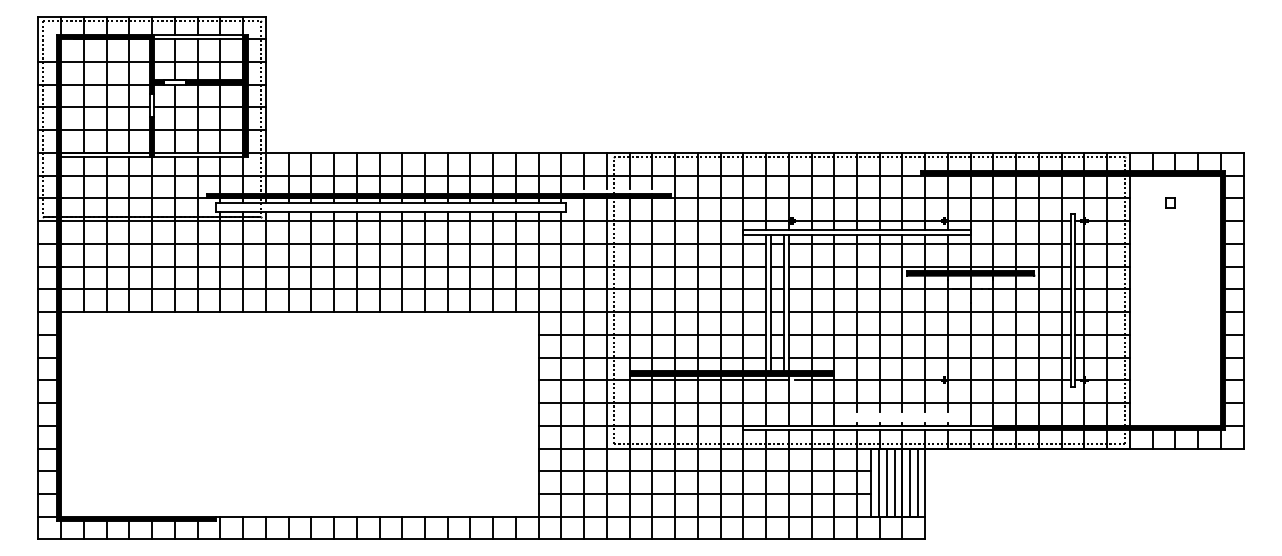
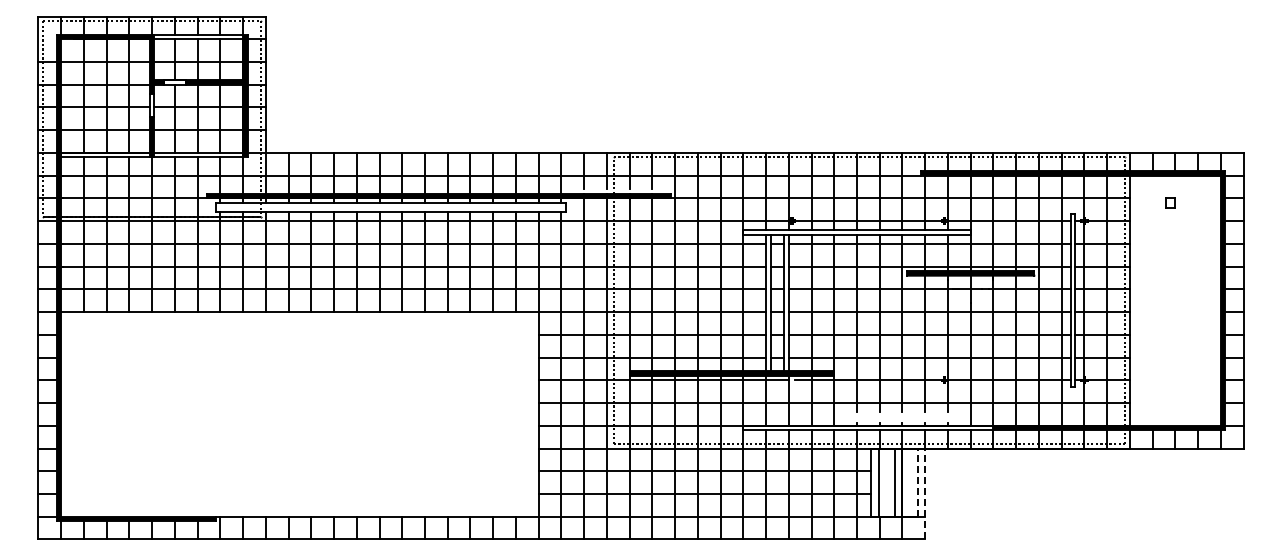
line: present -> none (886, 482)
line: present -> none (910, 482)
line: solid -> dashed (918, 482)
line: solid -> dashed (925, 493)
